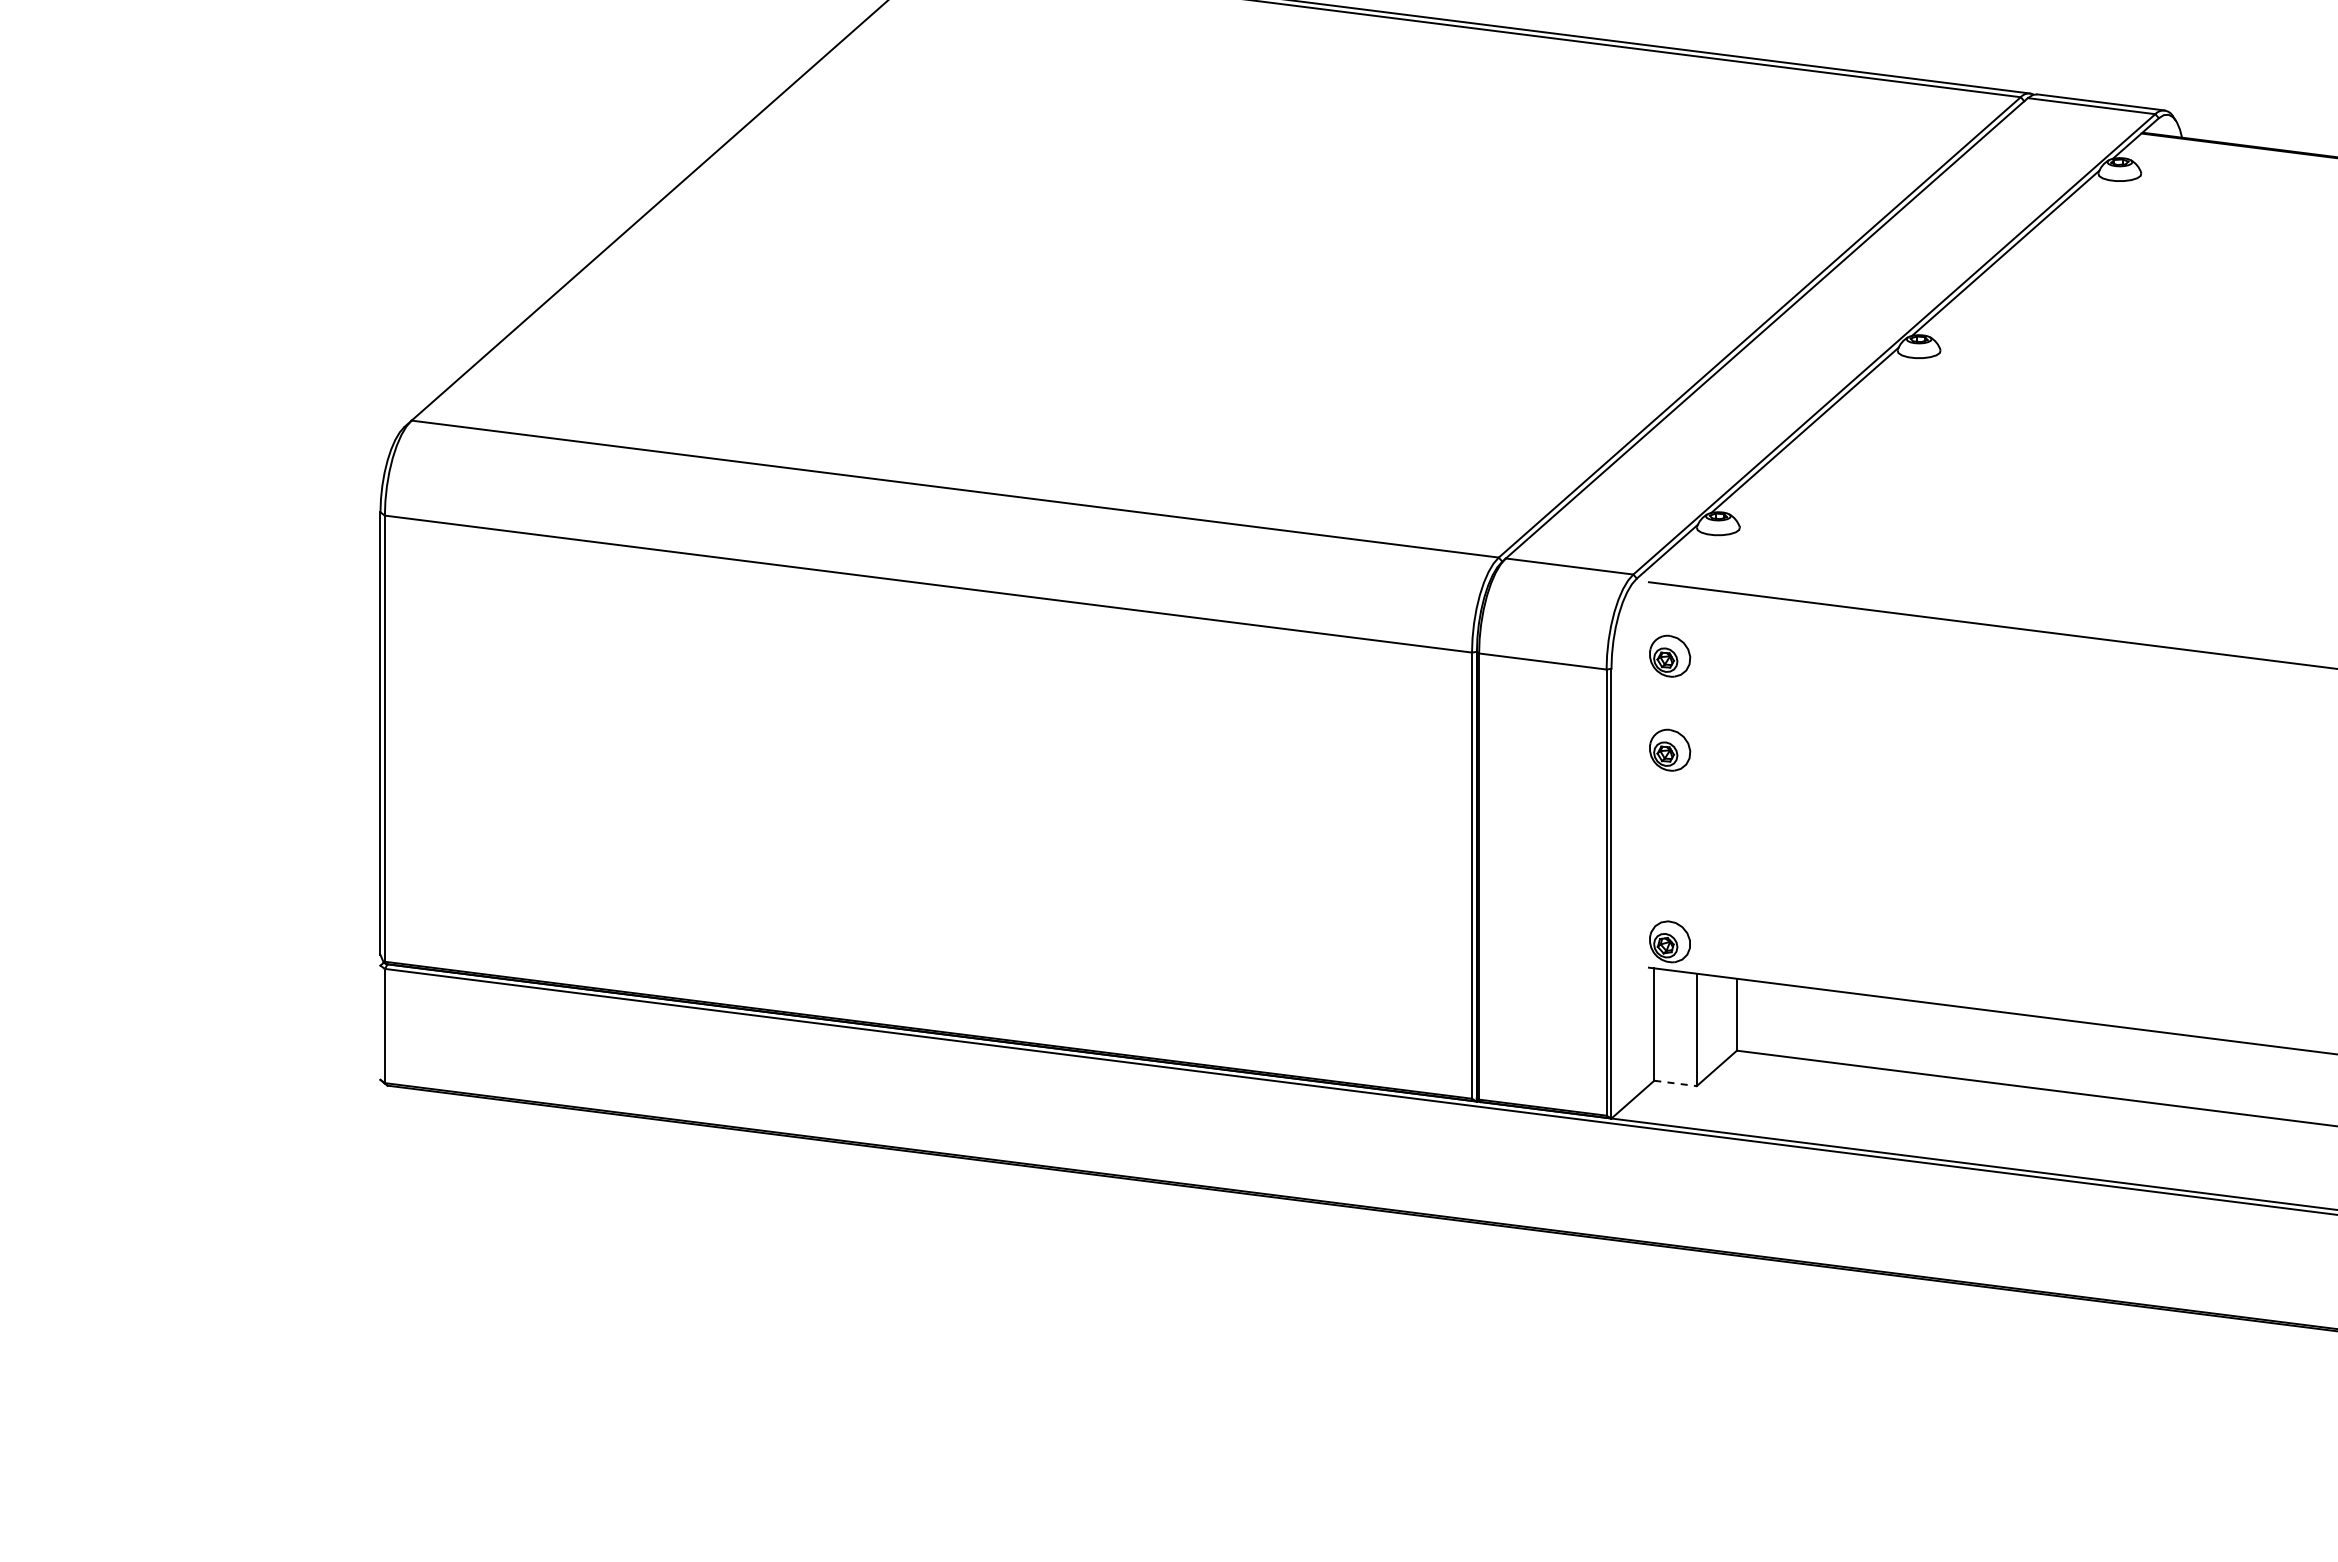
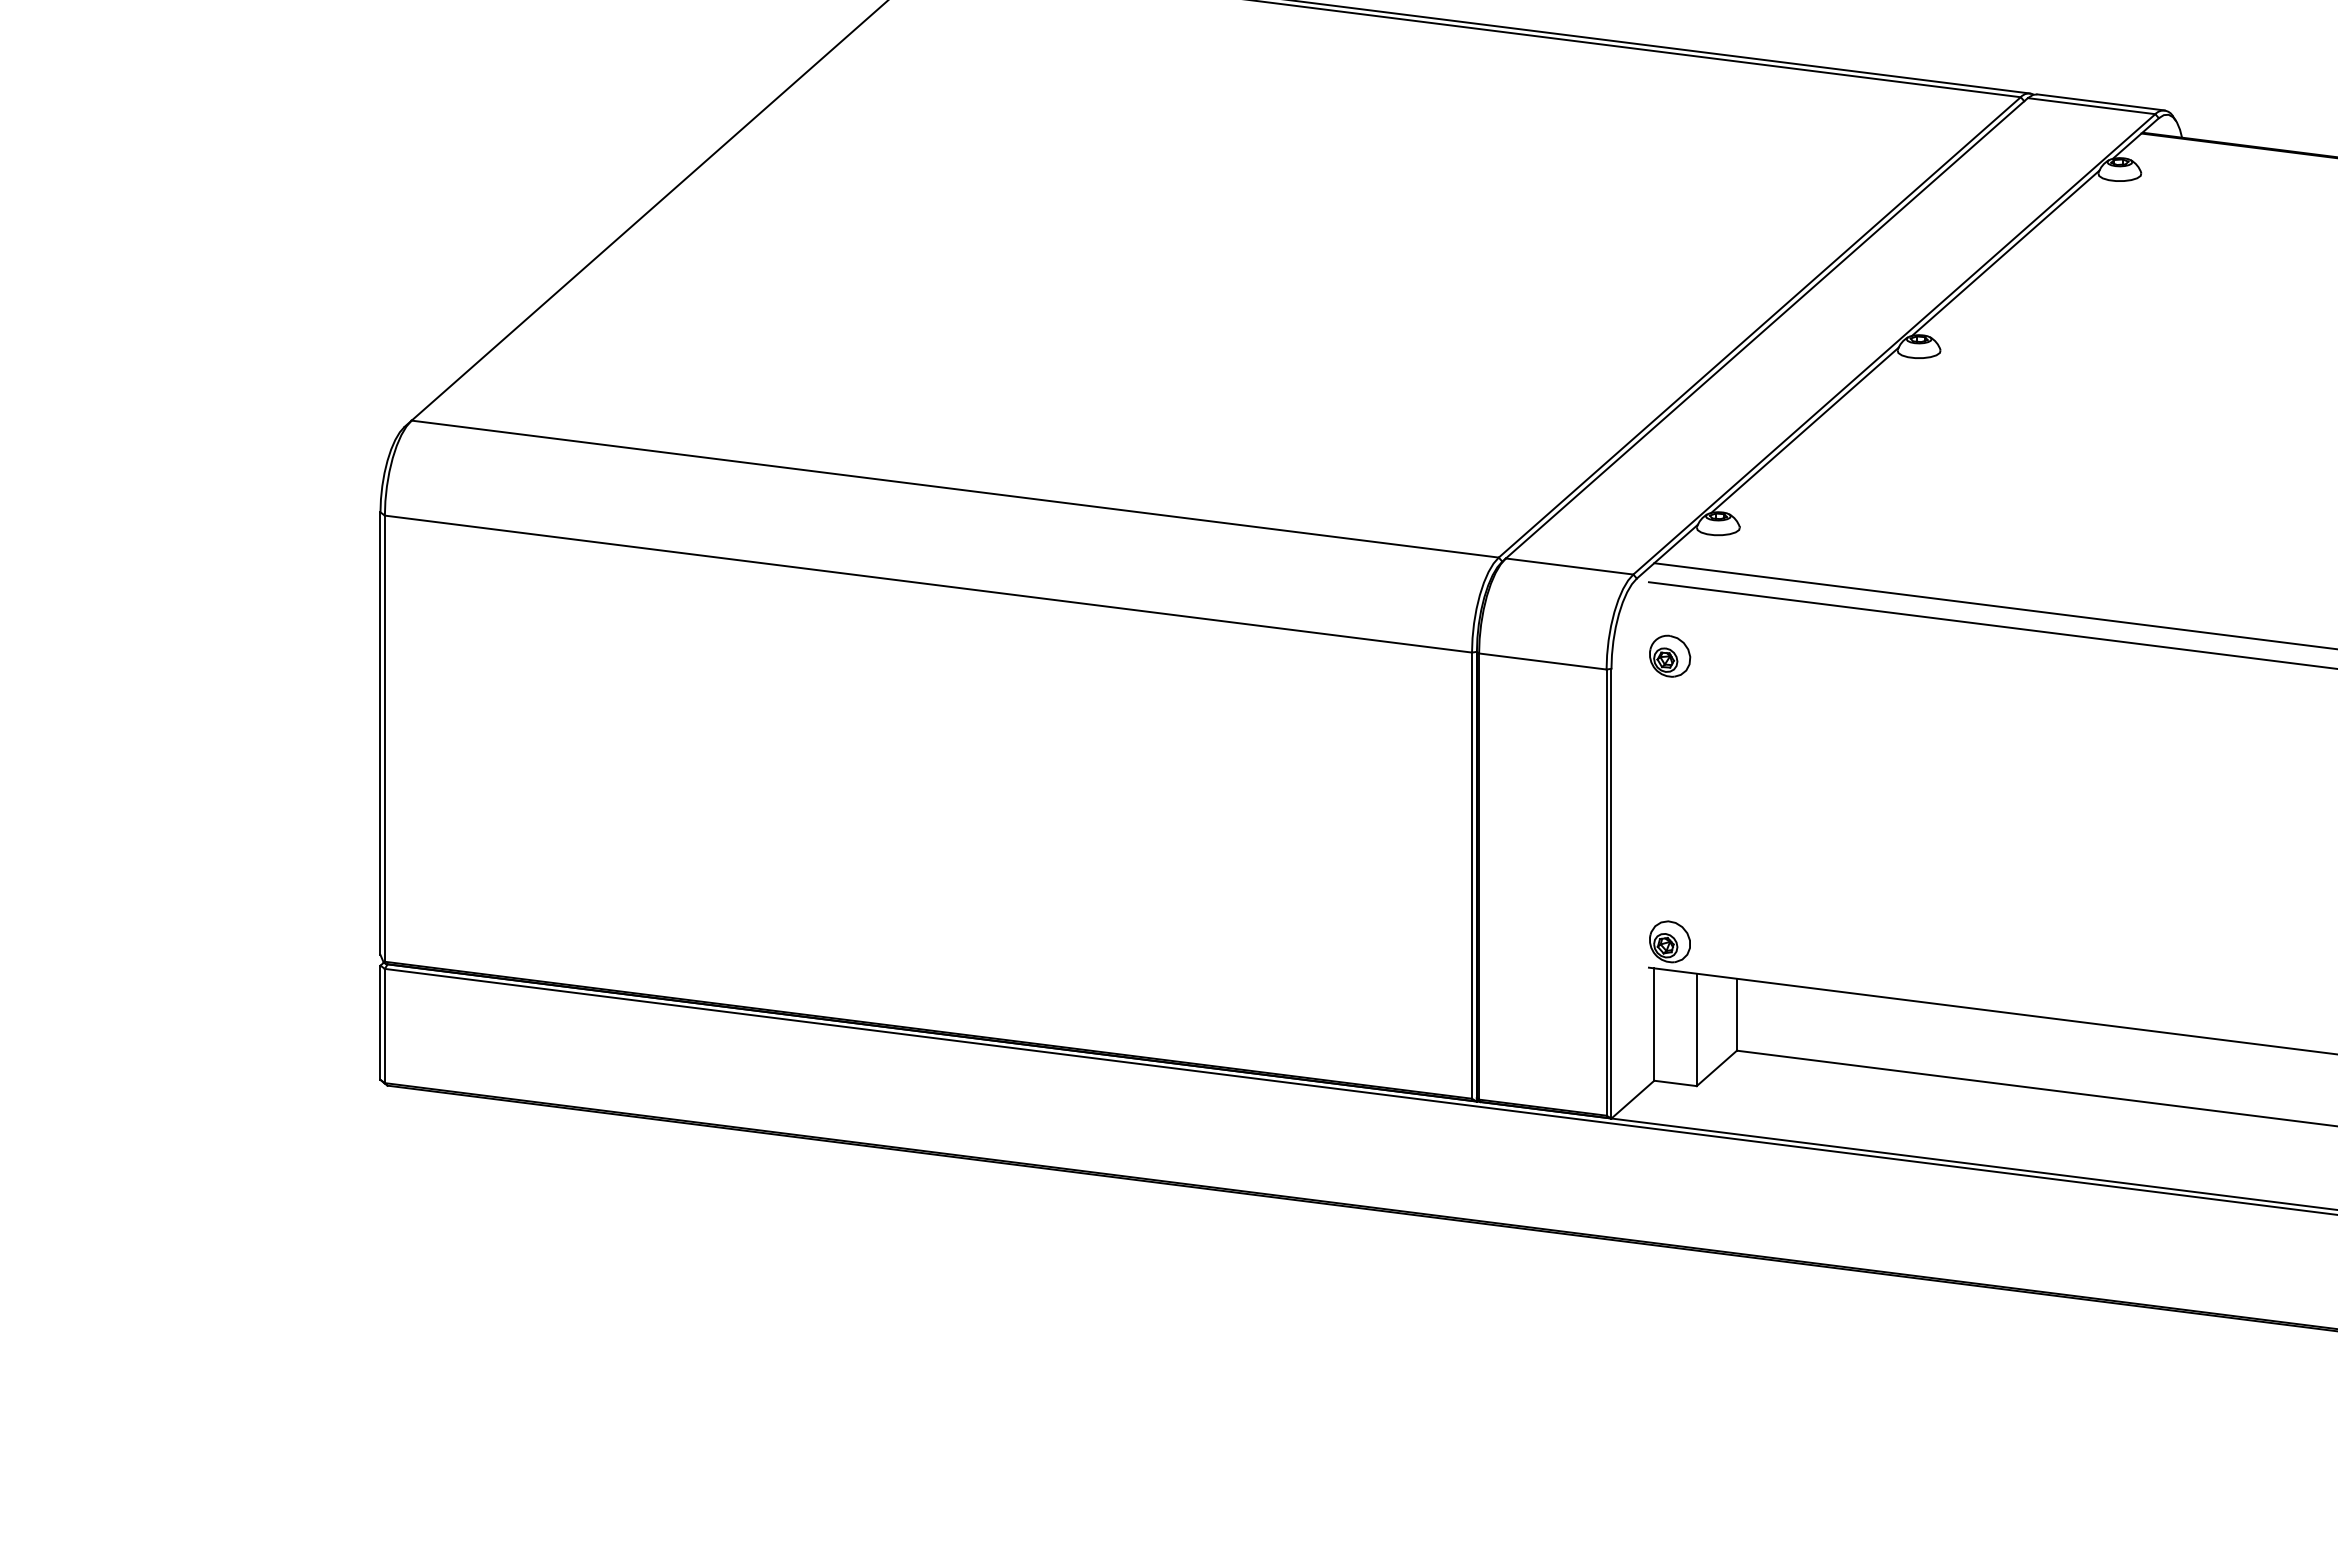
line: none -> present (1994, 605)
part: present -> none (1670, 749)
line: none -> present (380, 1022)
line: dashed -> solid (1676, 1083)
